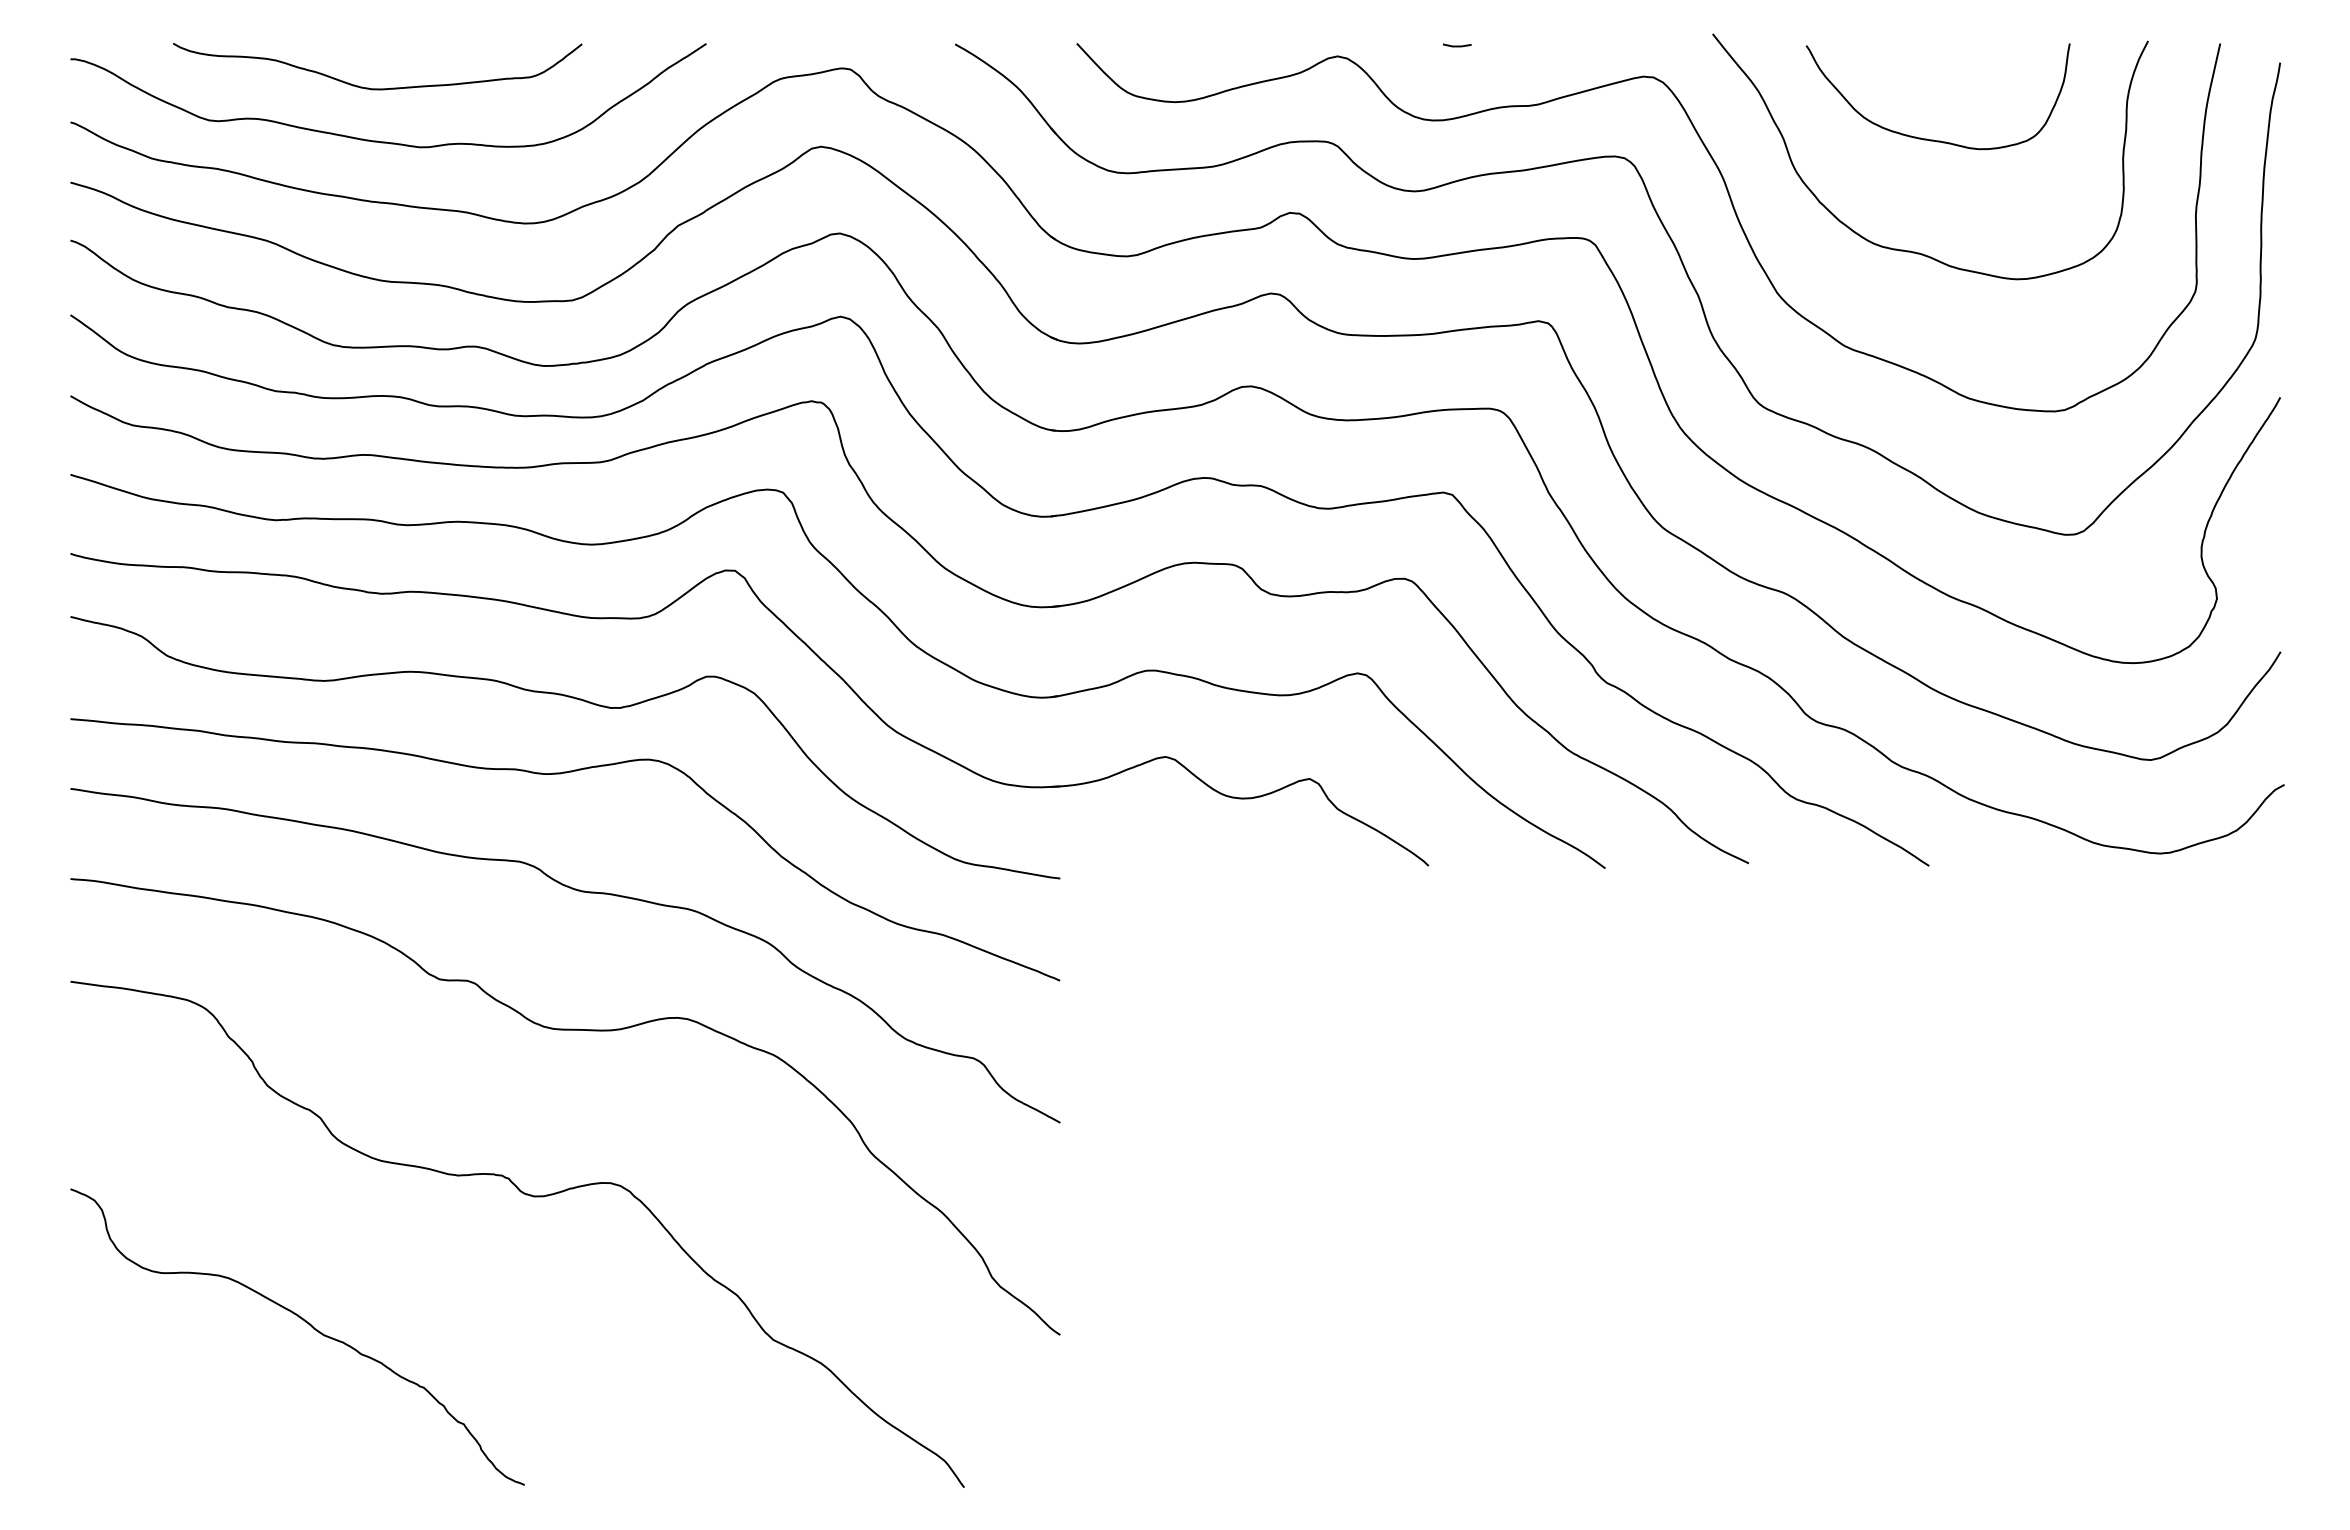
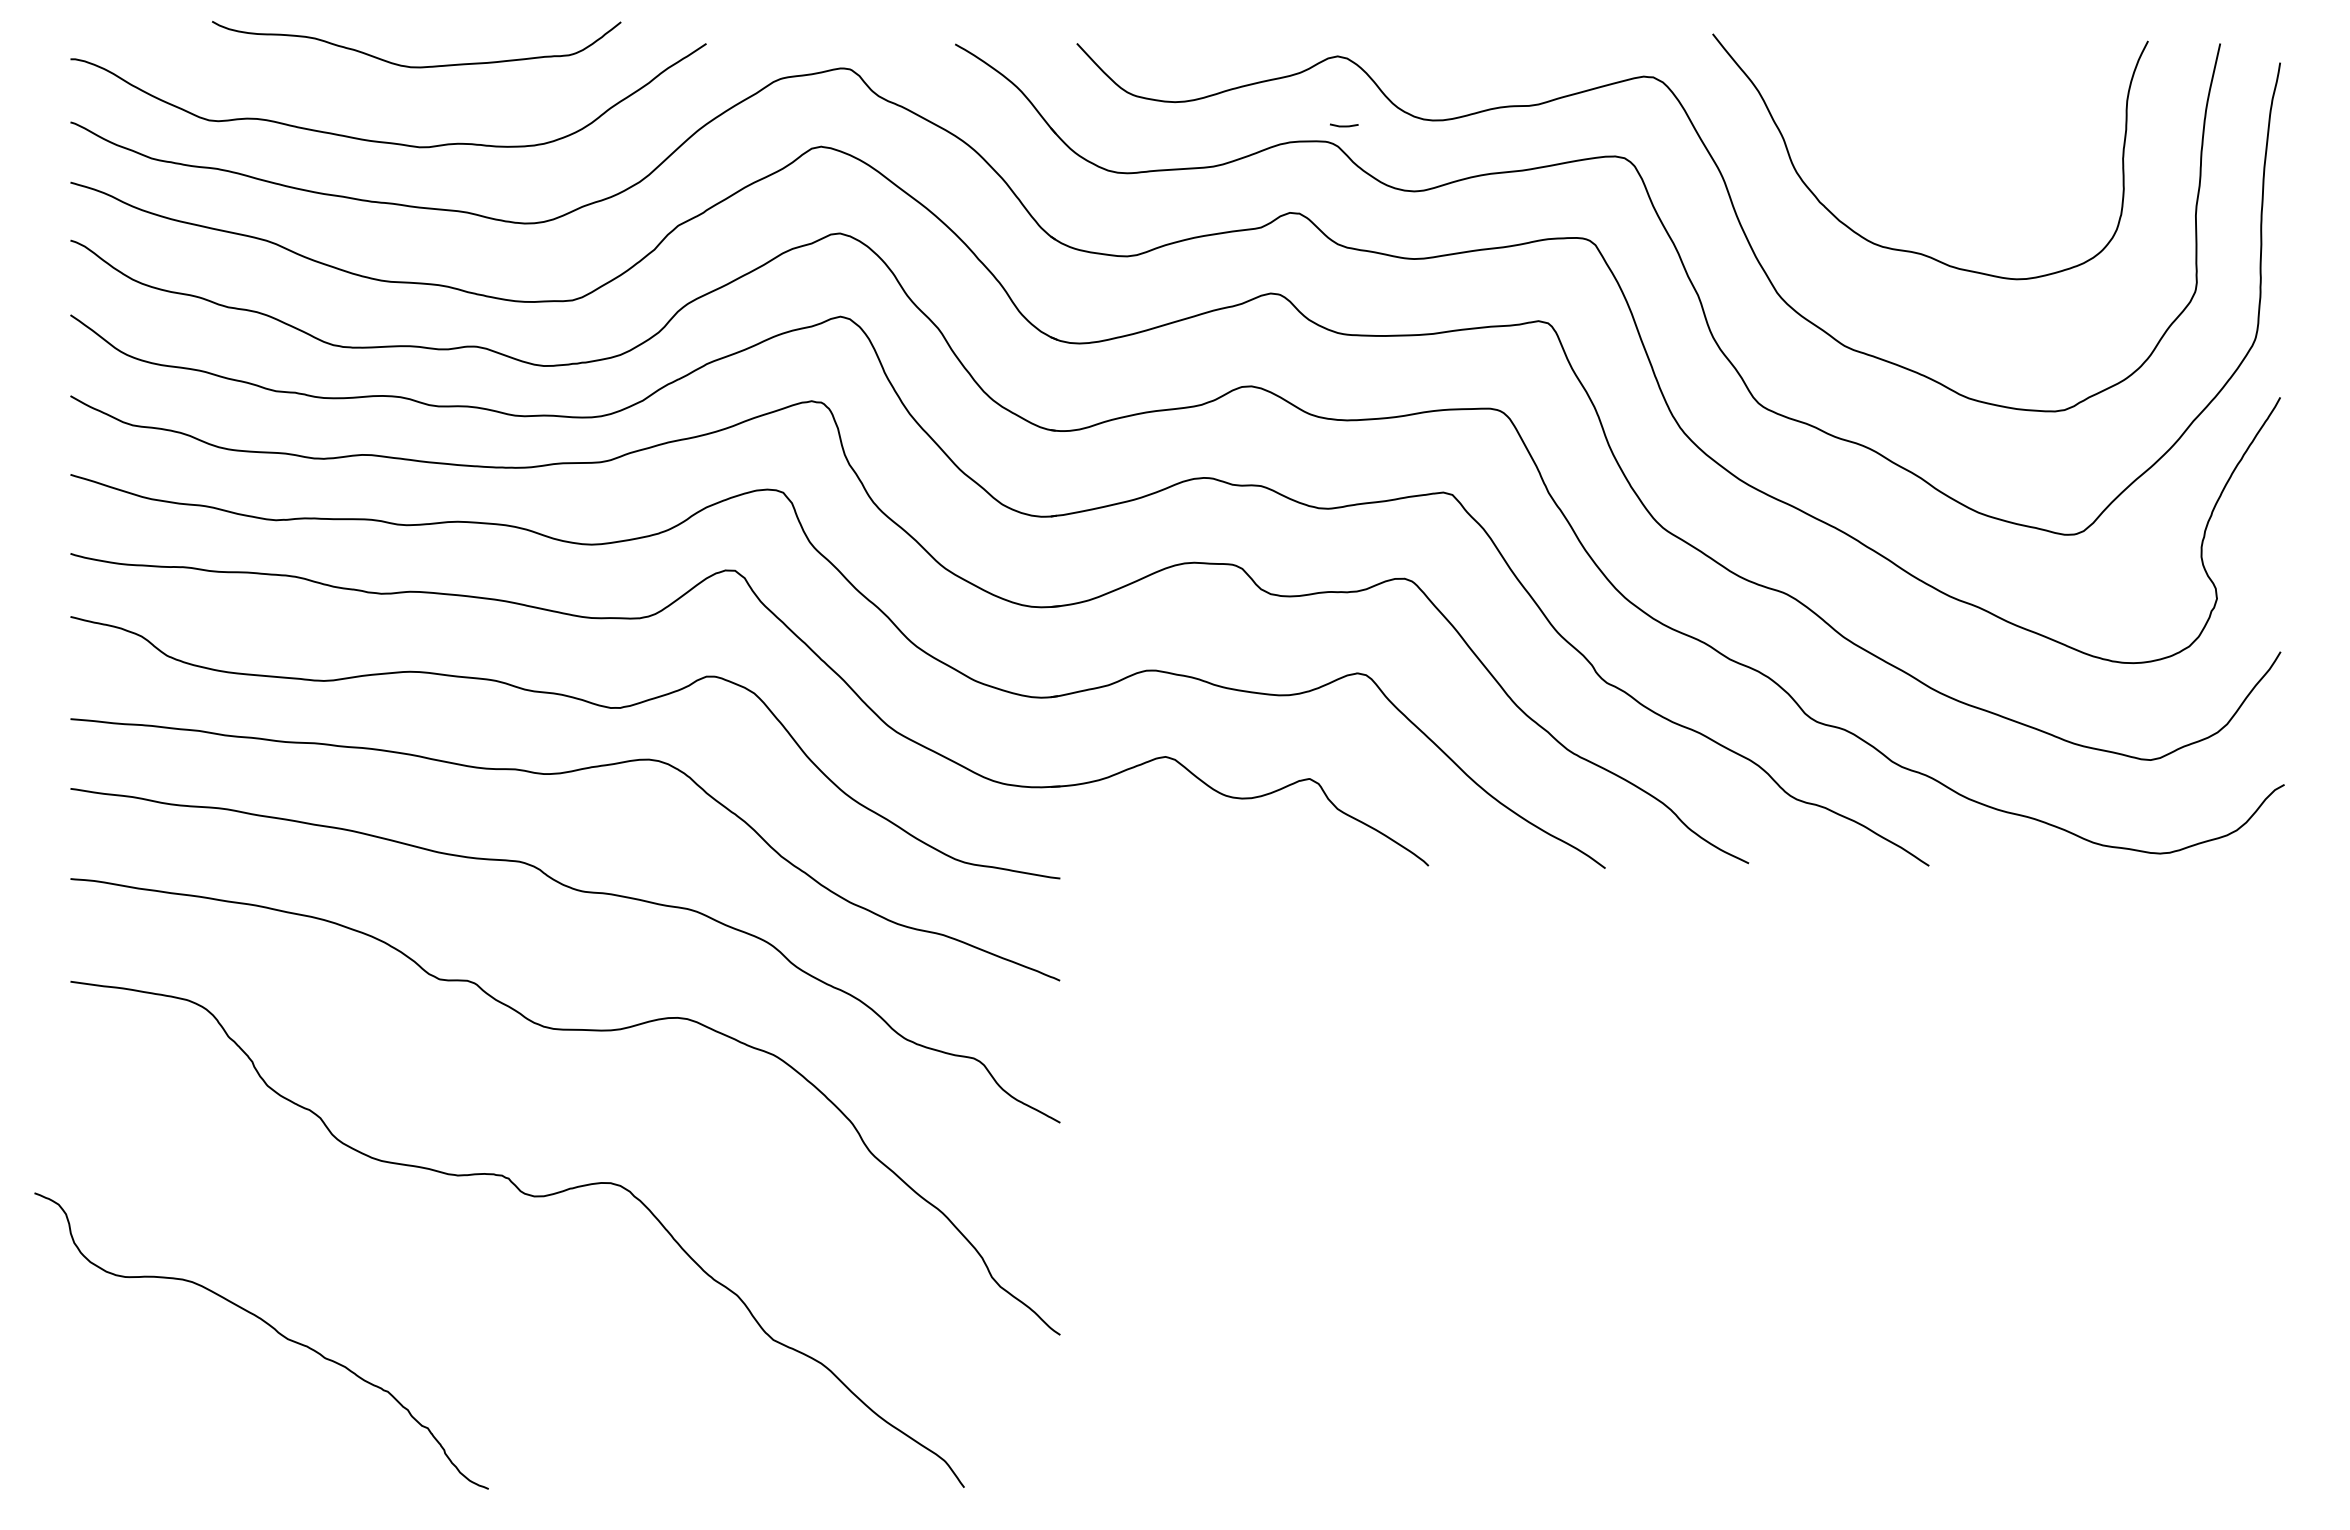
line position: (1457, 45) -> (1344, 125) (1344, 125)
curve position: (377, 88) -> (416, 66) (416, 66)
curve: present -> none (1927, 138)
curve position: (306, 1323) -> (270, 1327) (270, 1327)
